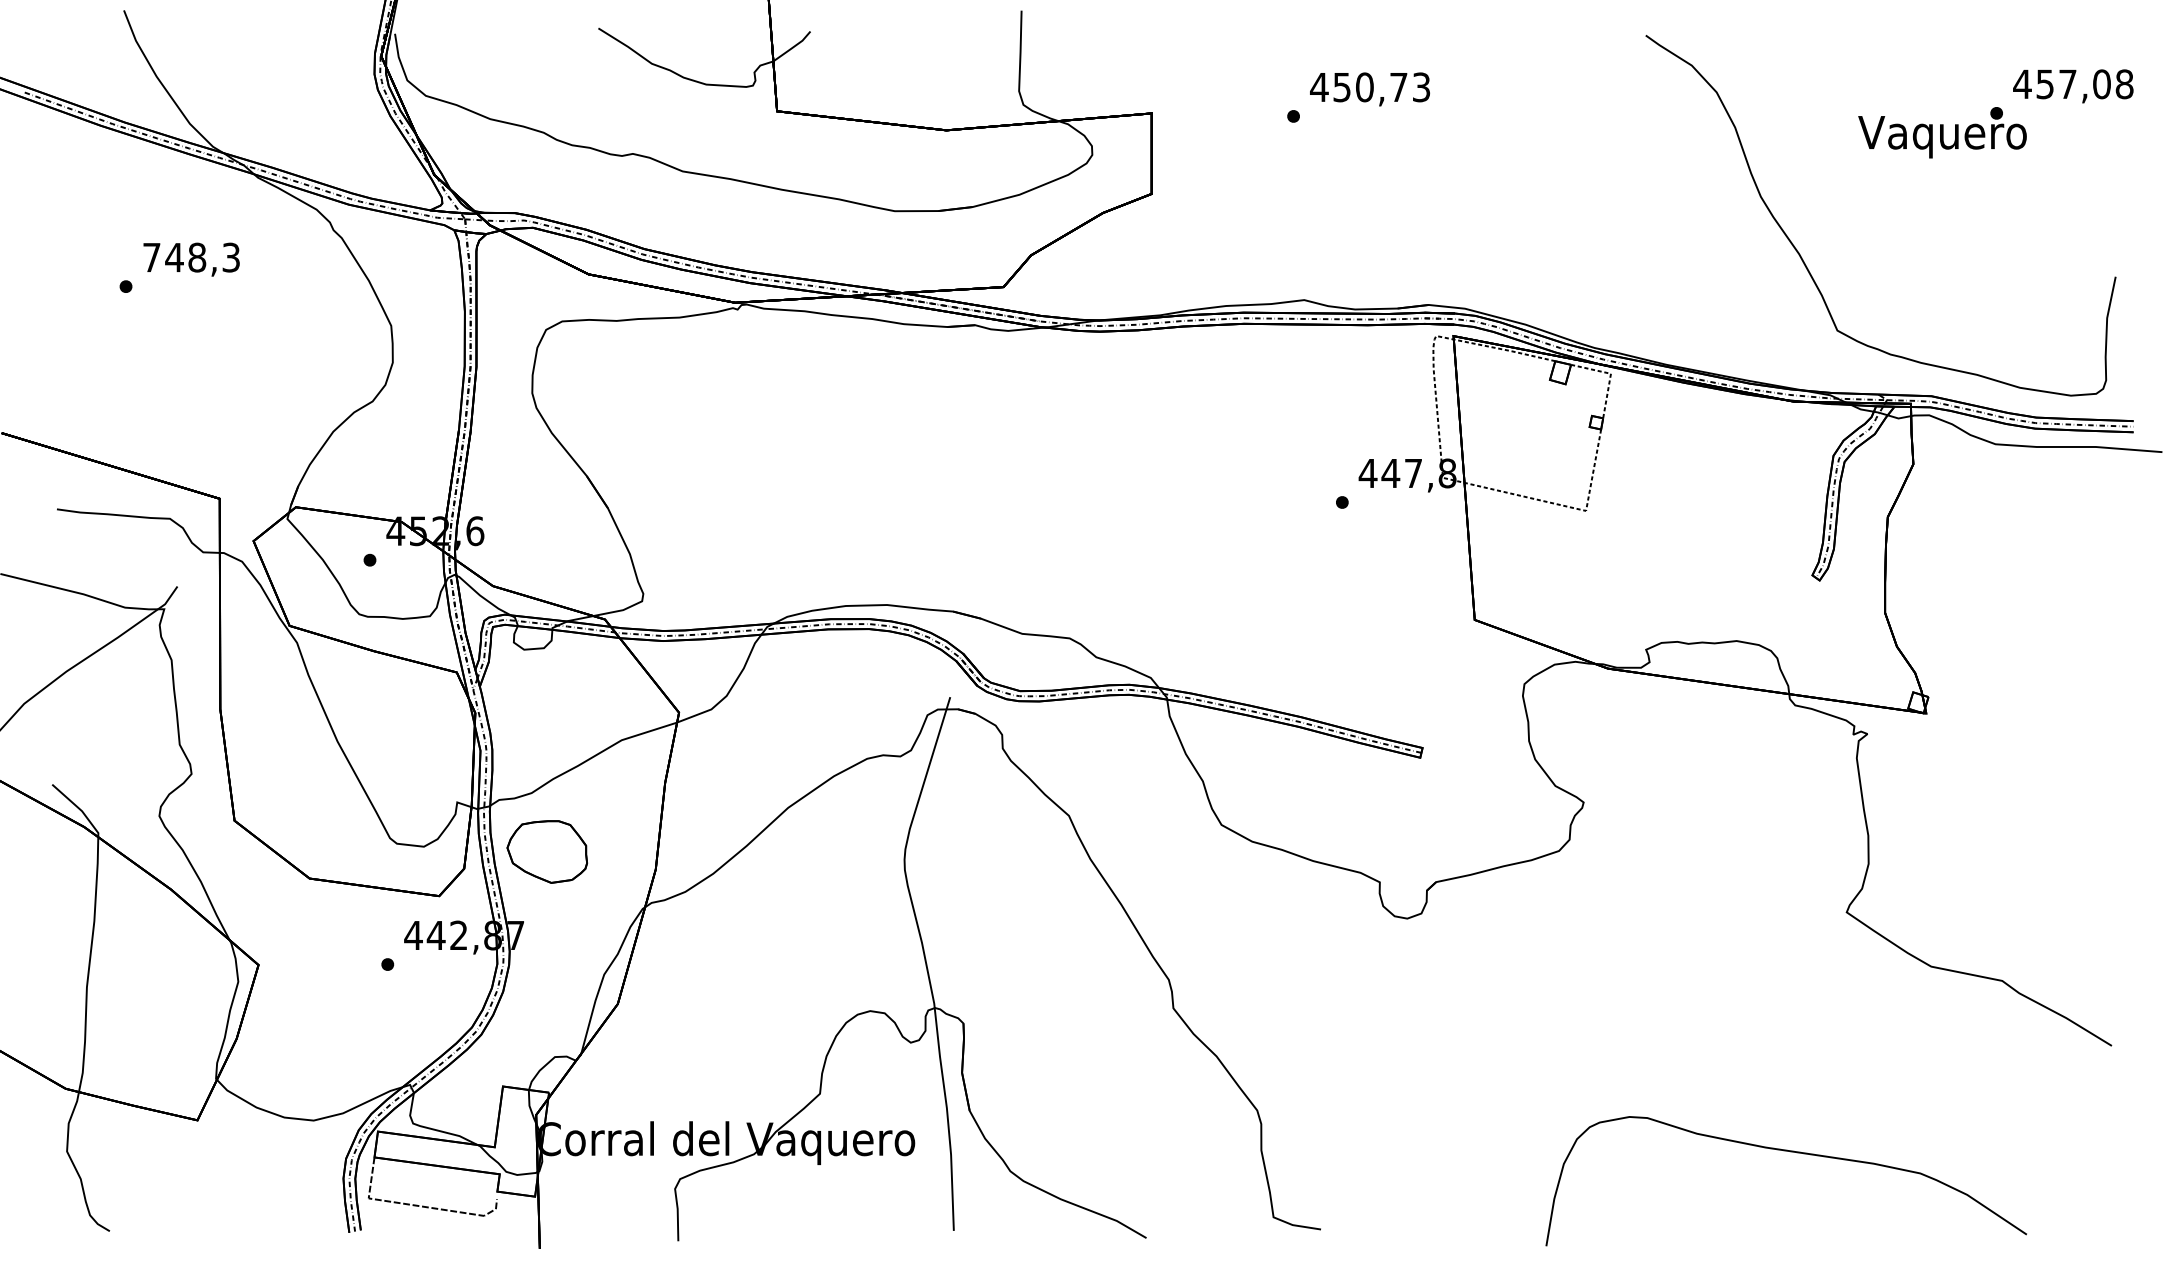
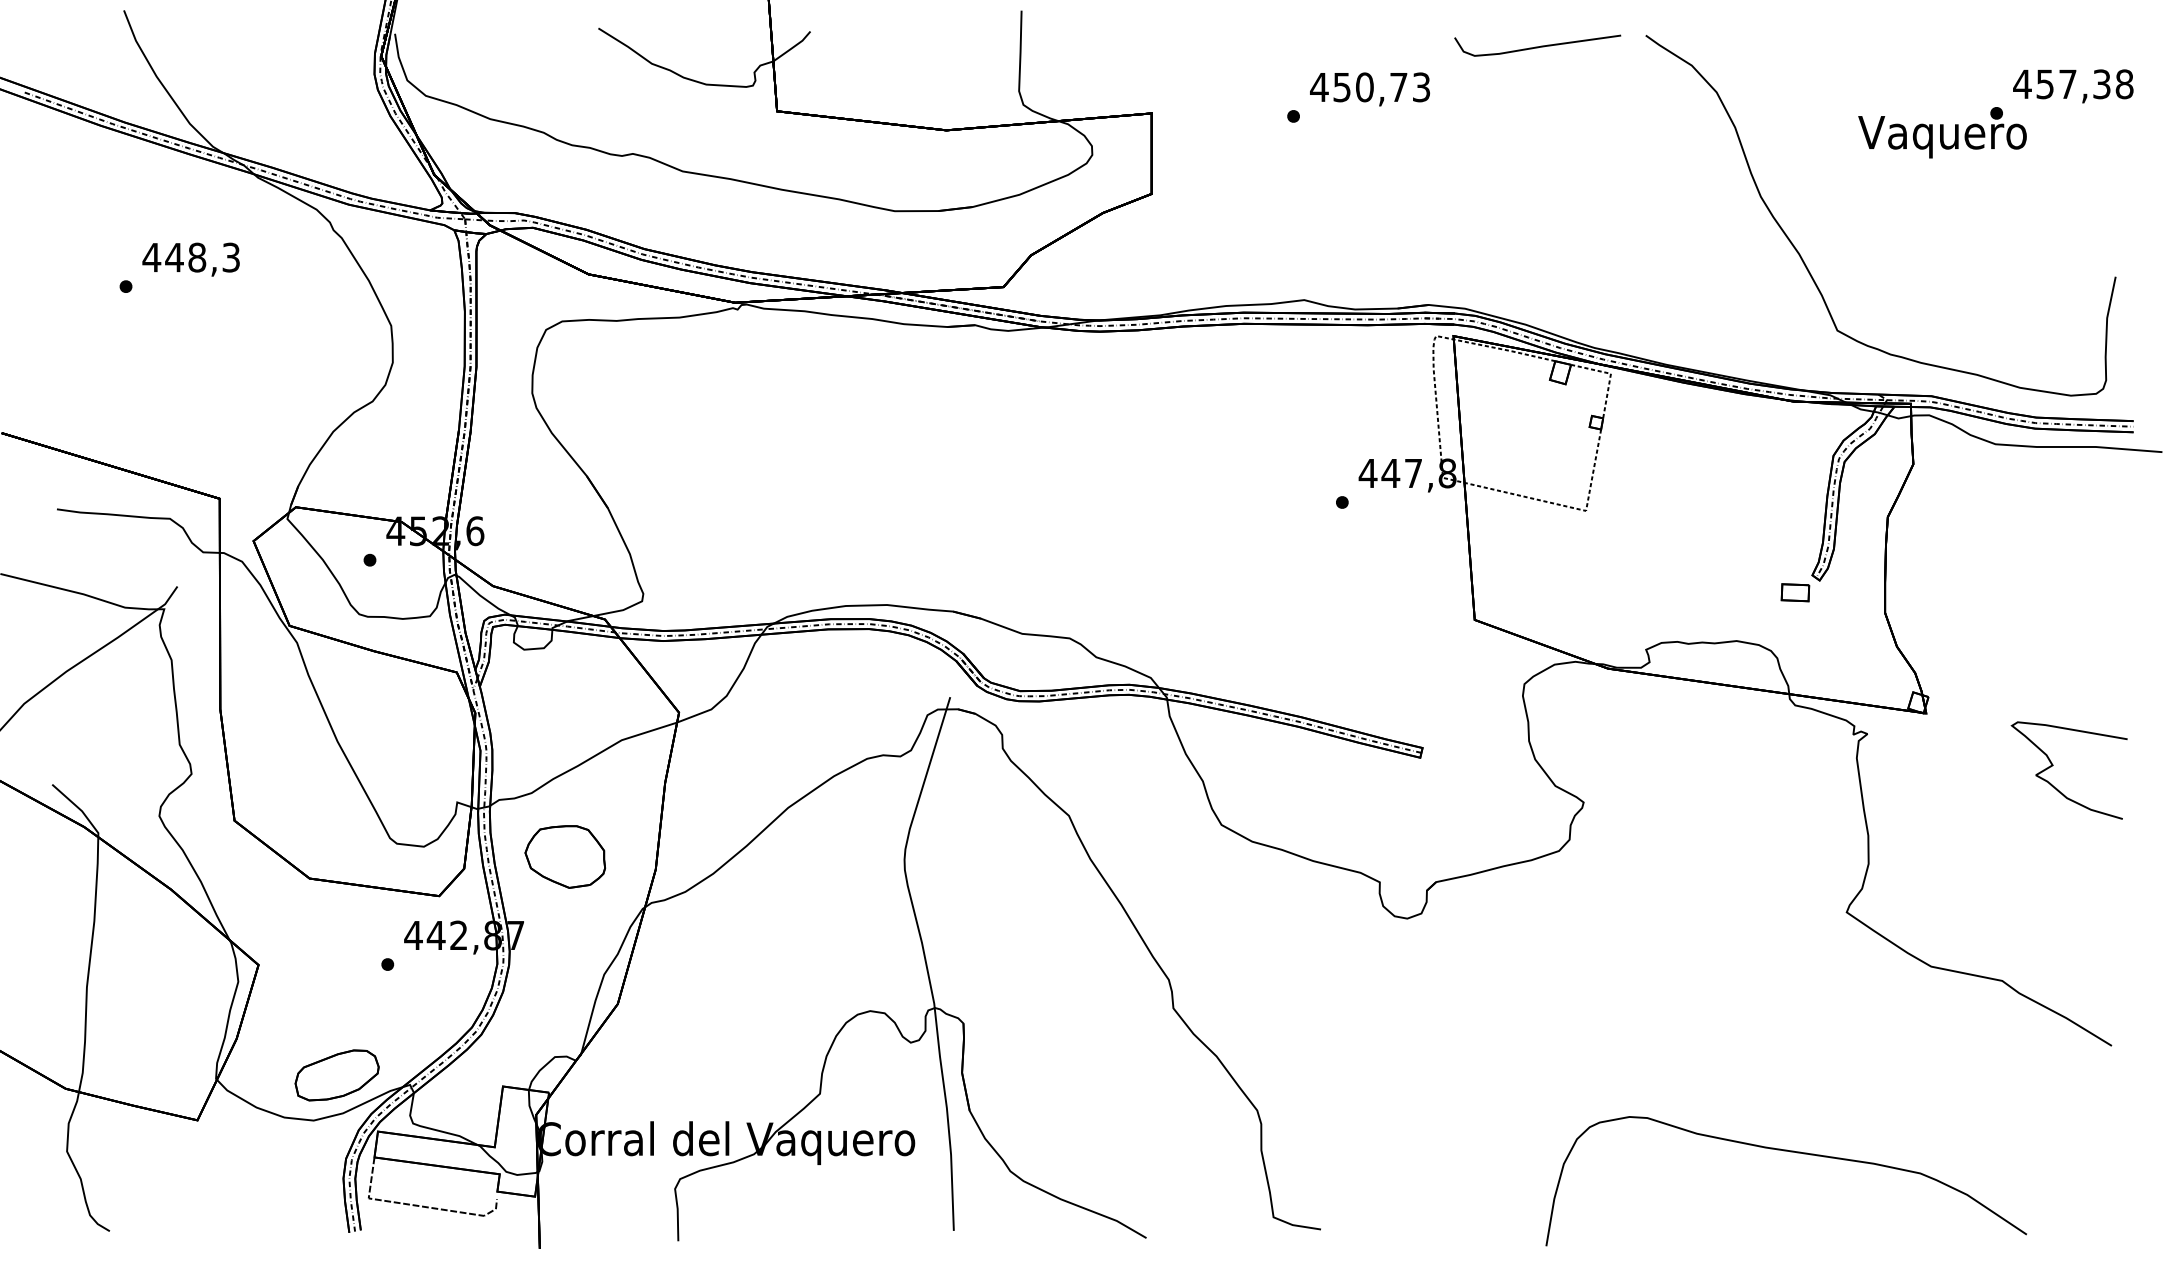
curve: none -> present (1537, 46)
text: 457,08 -> 457,38 (2101, 84)
text: 748,3 -> 448,3 (151, 257)
part: none -> present (1795, 592)
curve: none -> present (2053, 765)
part position: (546, 851) -> (564, 856) (564, 856)
part: none -> present (336, 1075)
